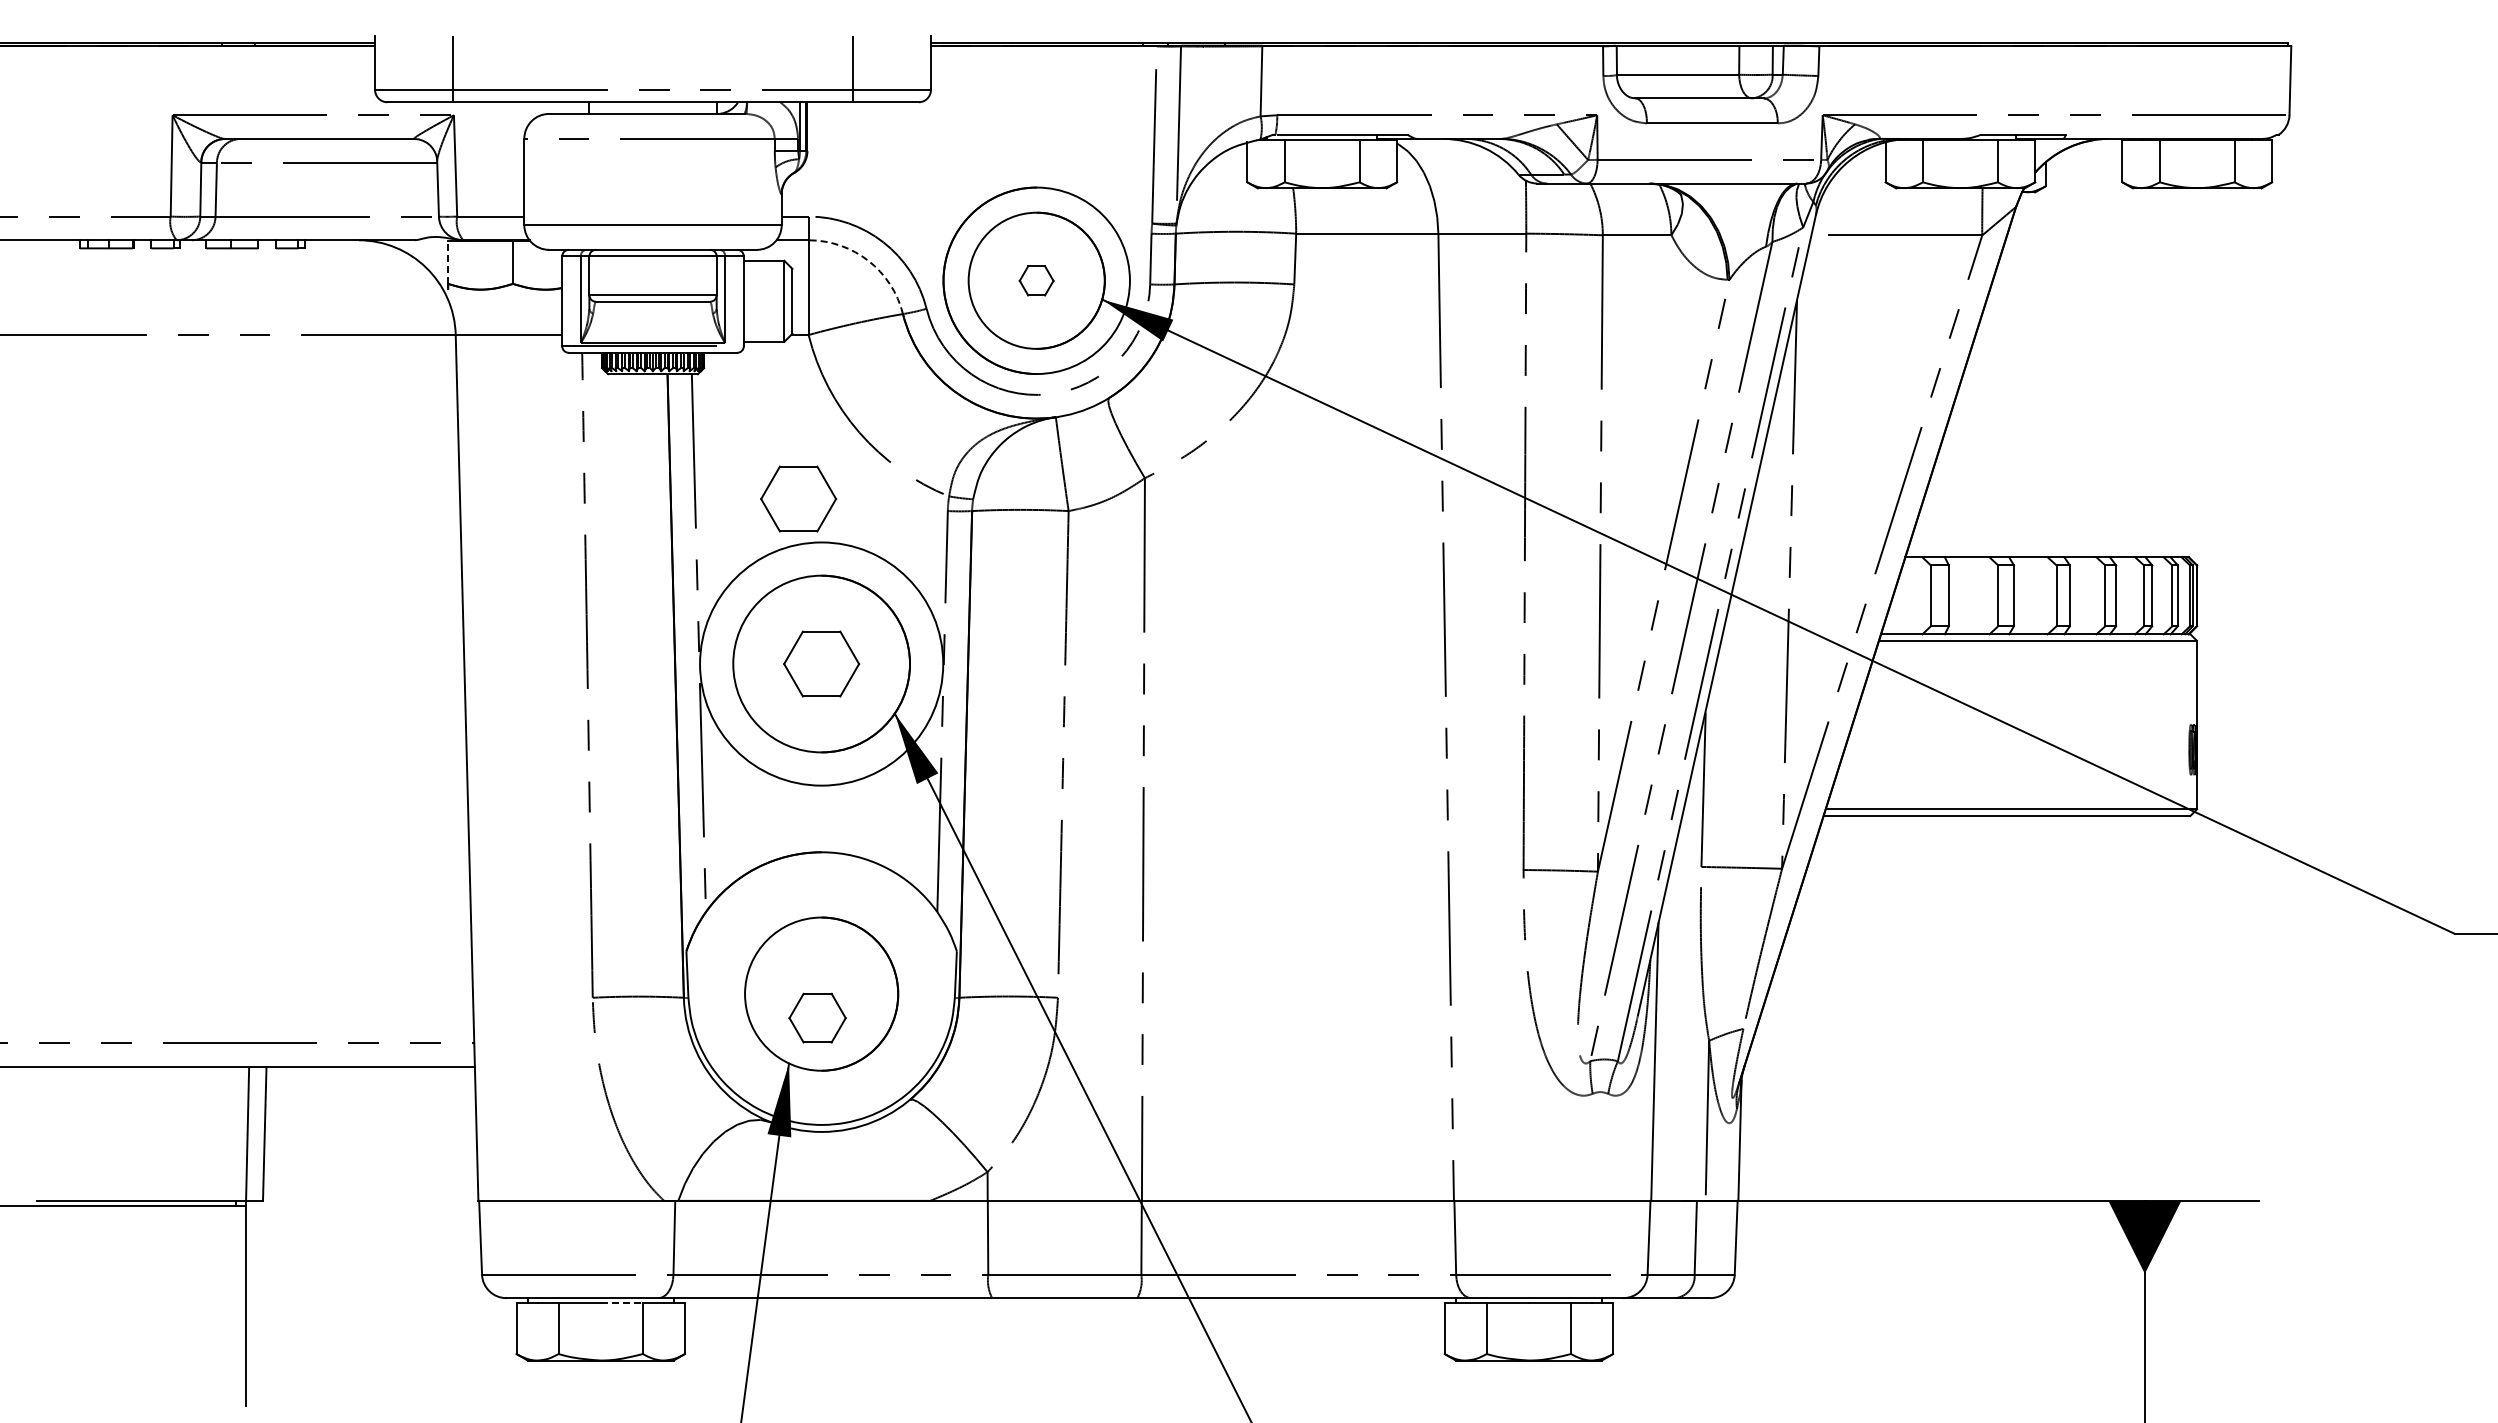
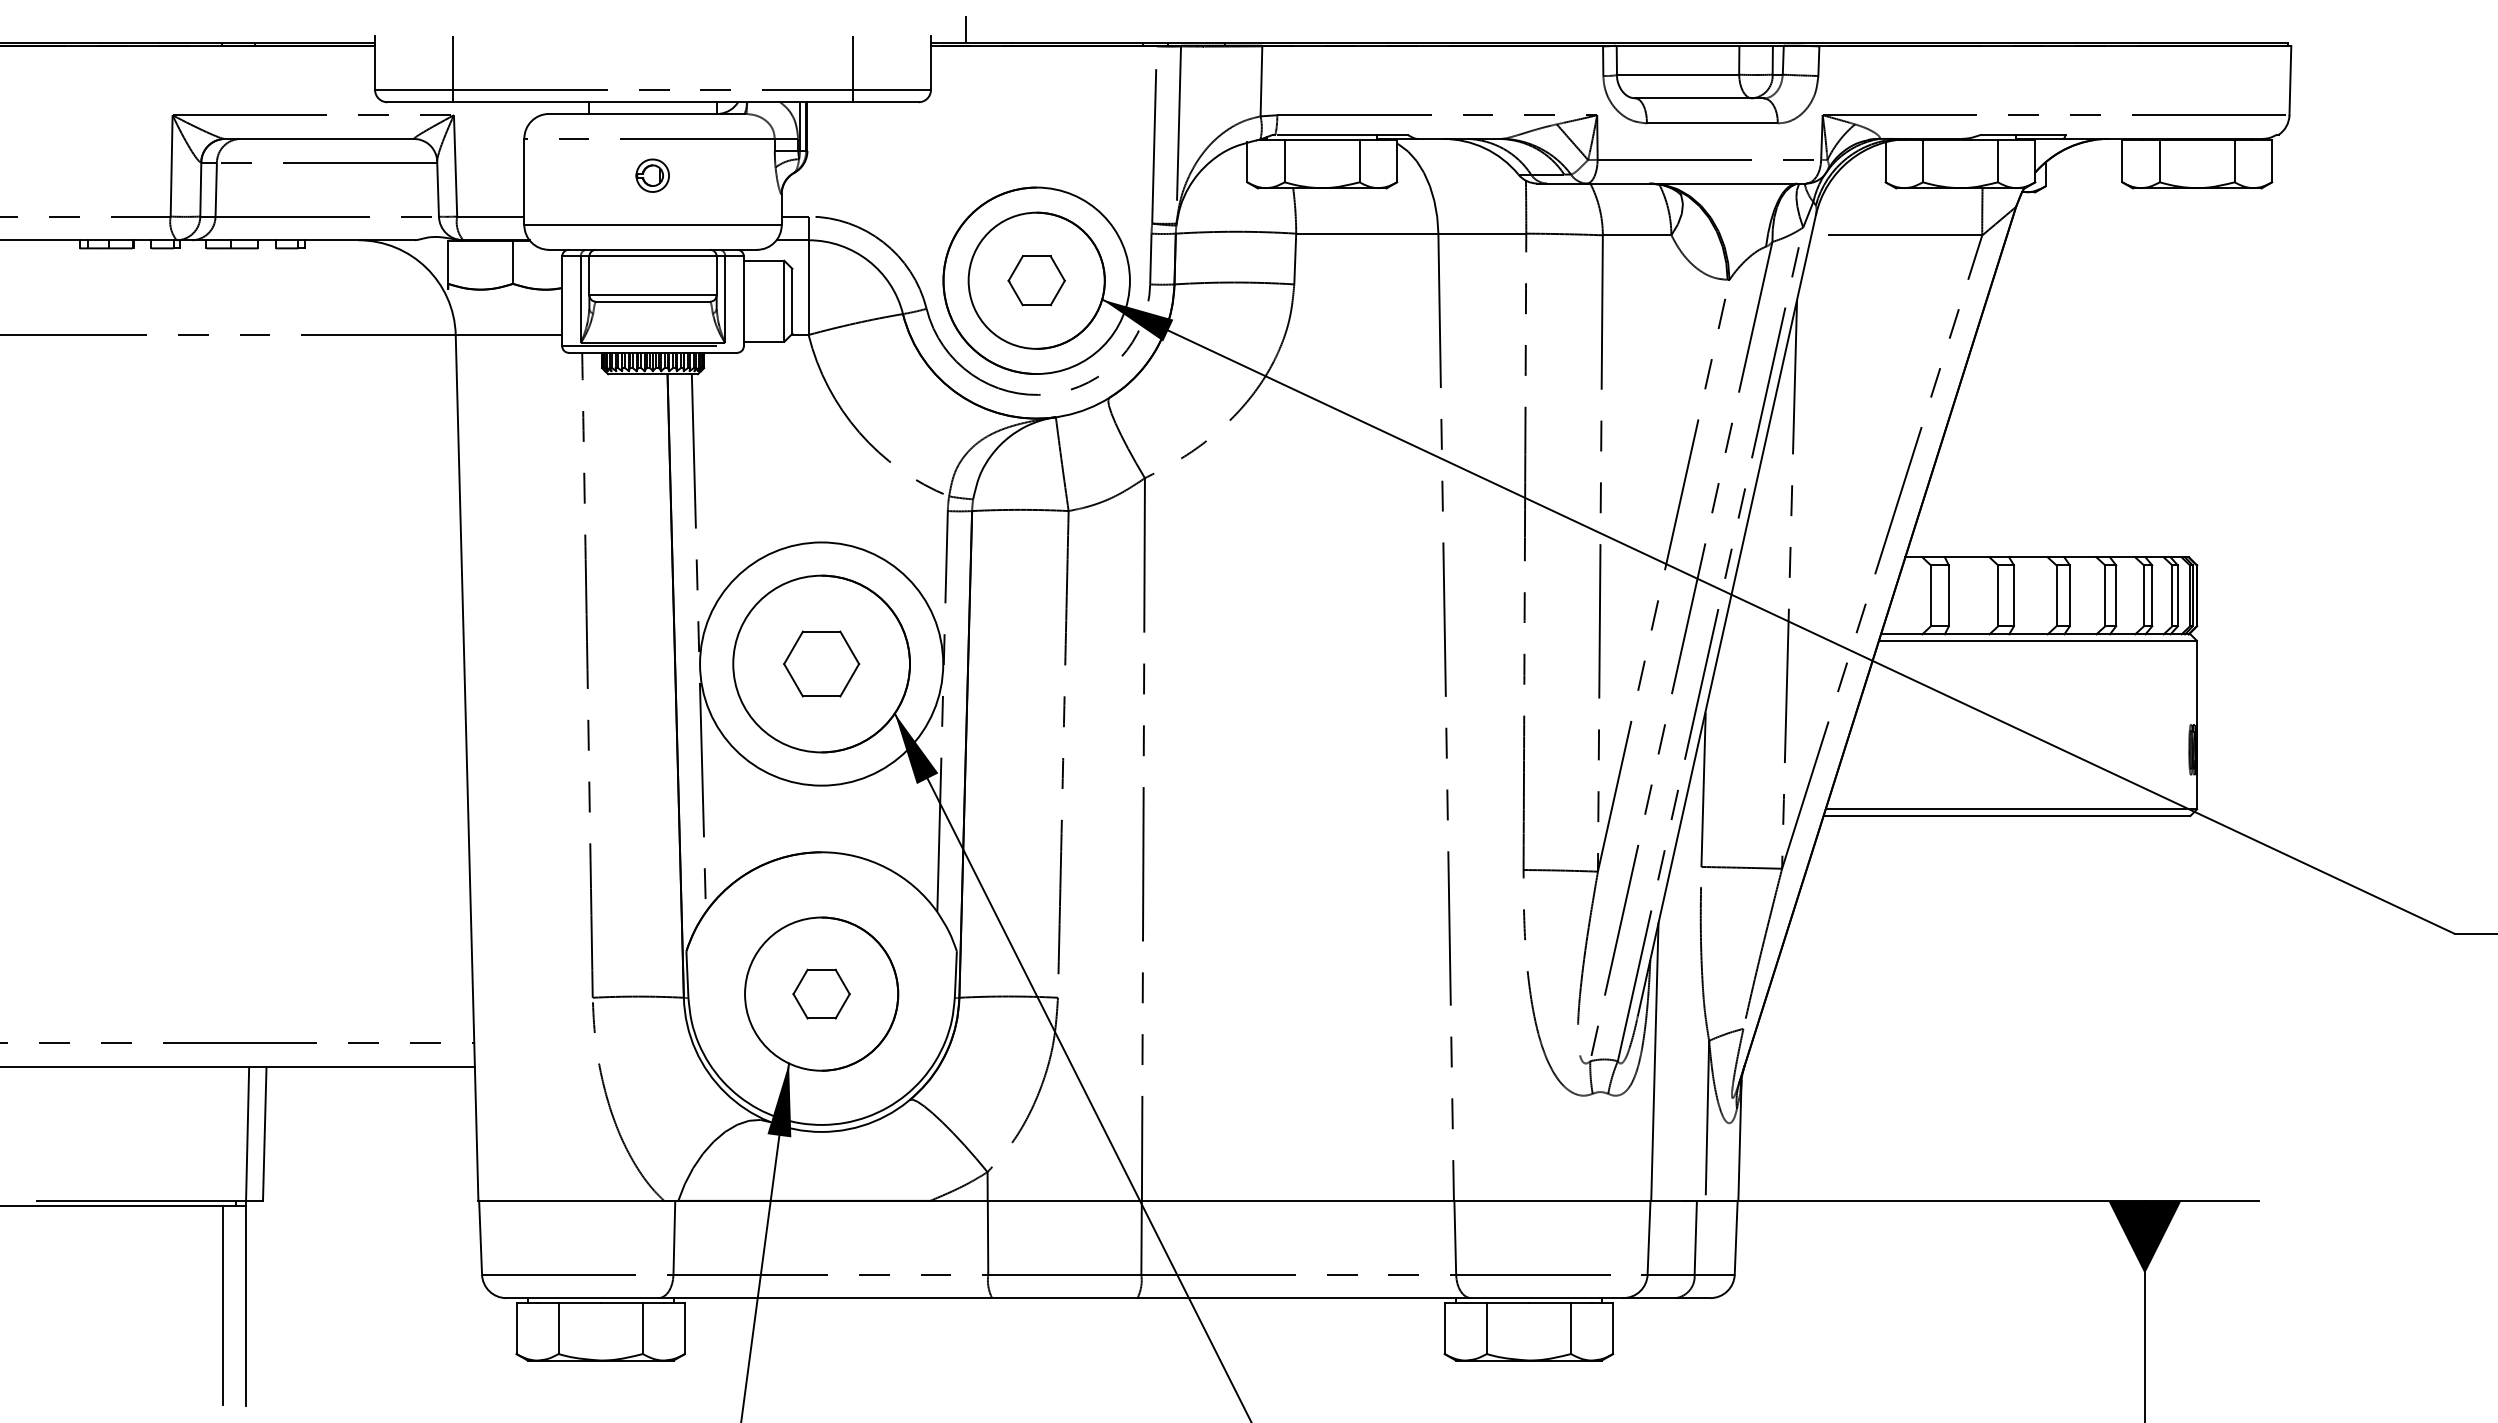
line: none -> present (966, 28)
part: none -> present (652, 175)
arc: dashed -> solid (868, 260)
line: dashed -> solid (448, 261)
part size: 37x32 px -> 59x52 px (1036, 280)
part: present -> none (798, 498)
part position: (817, 1017) -> (821, 993) (821, 993)
line: dashed -> solid (622, 1303)
line: none -> present (222, 1305)
